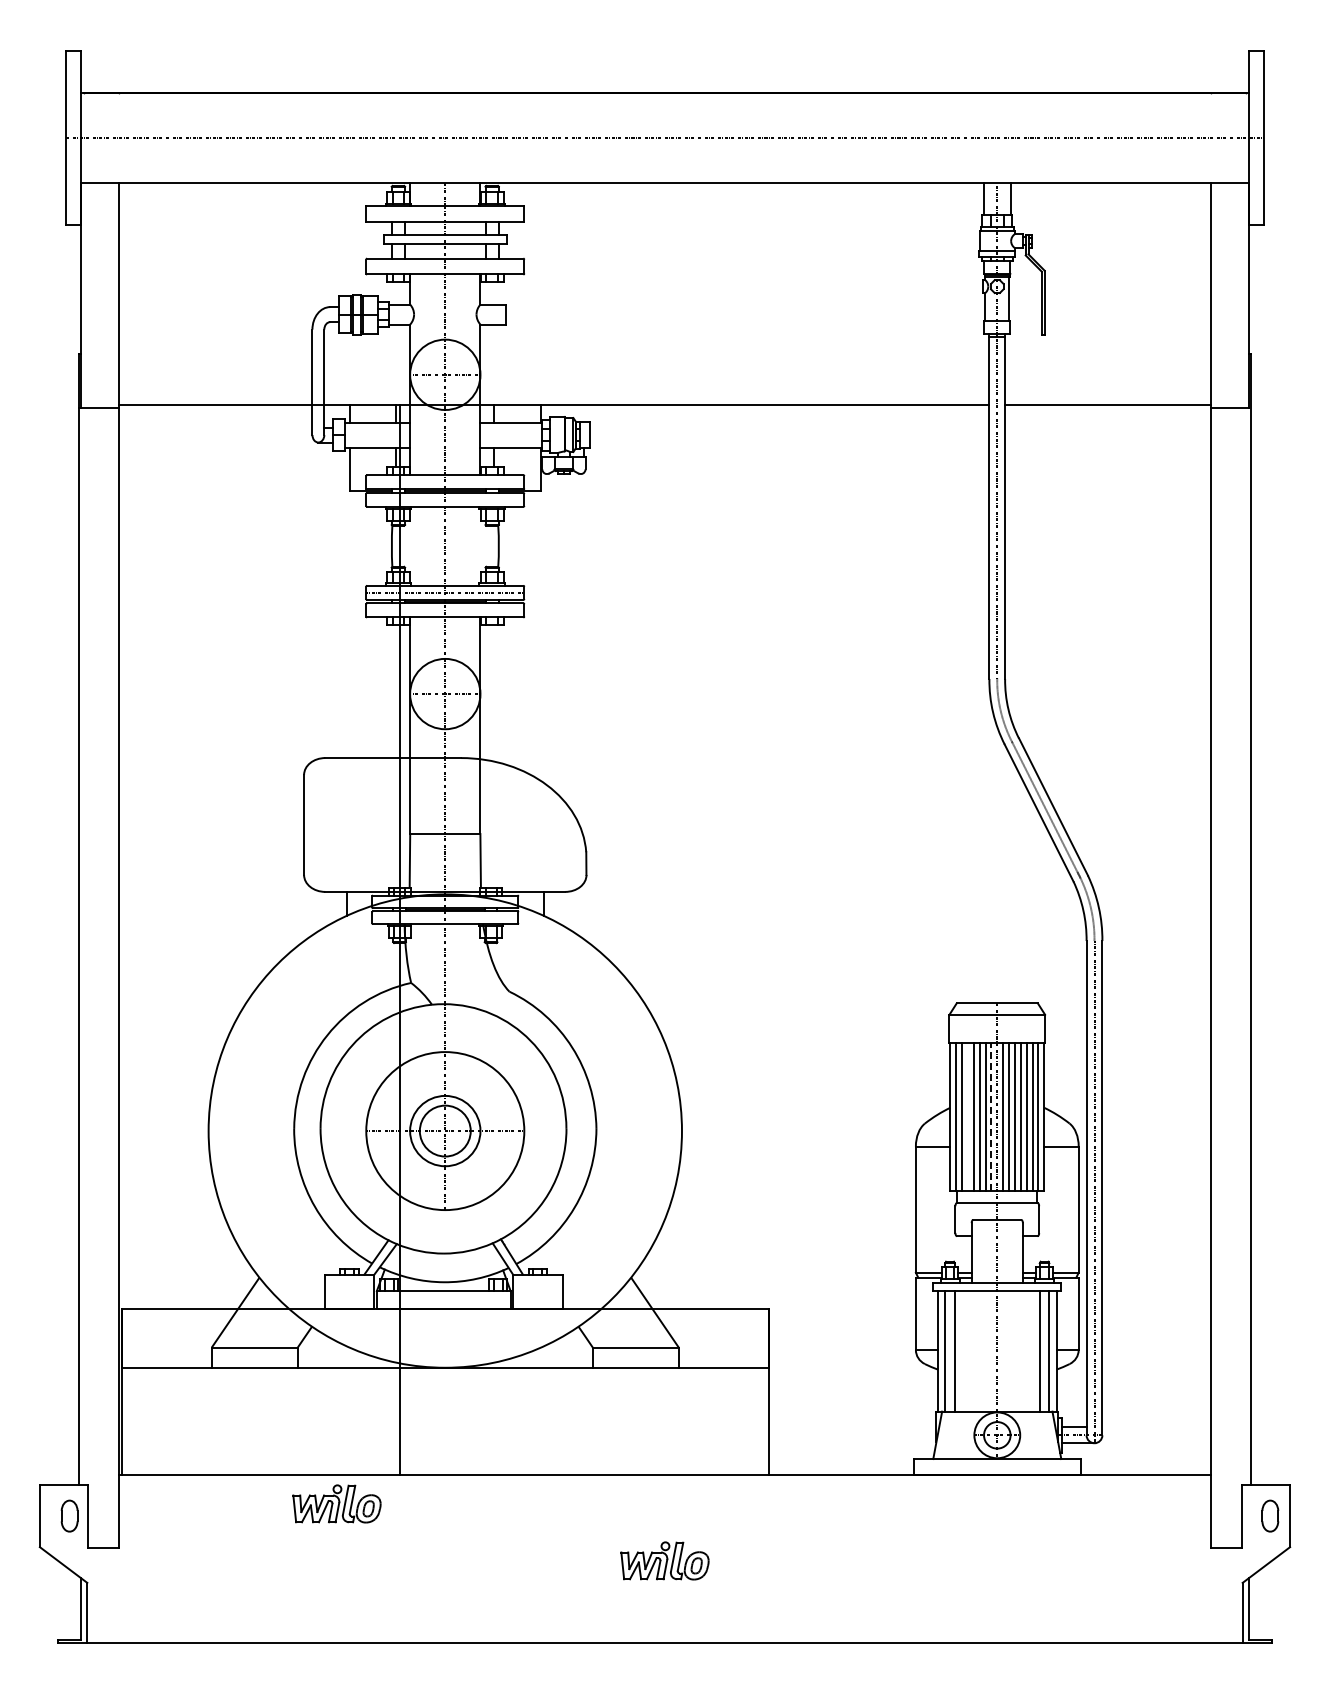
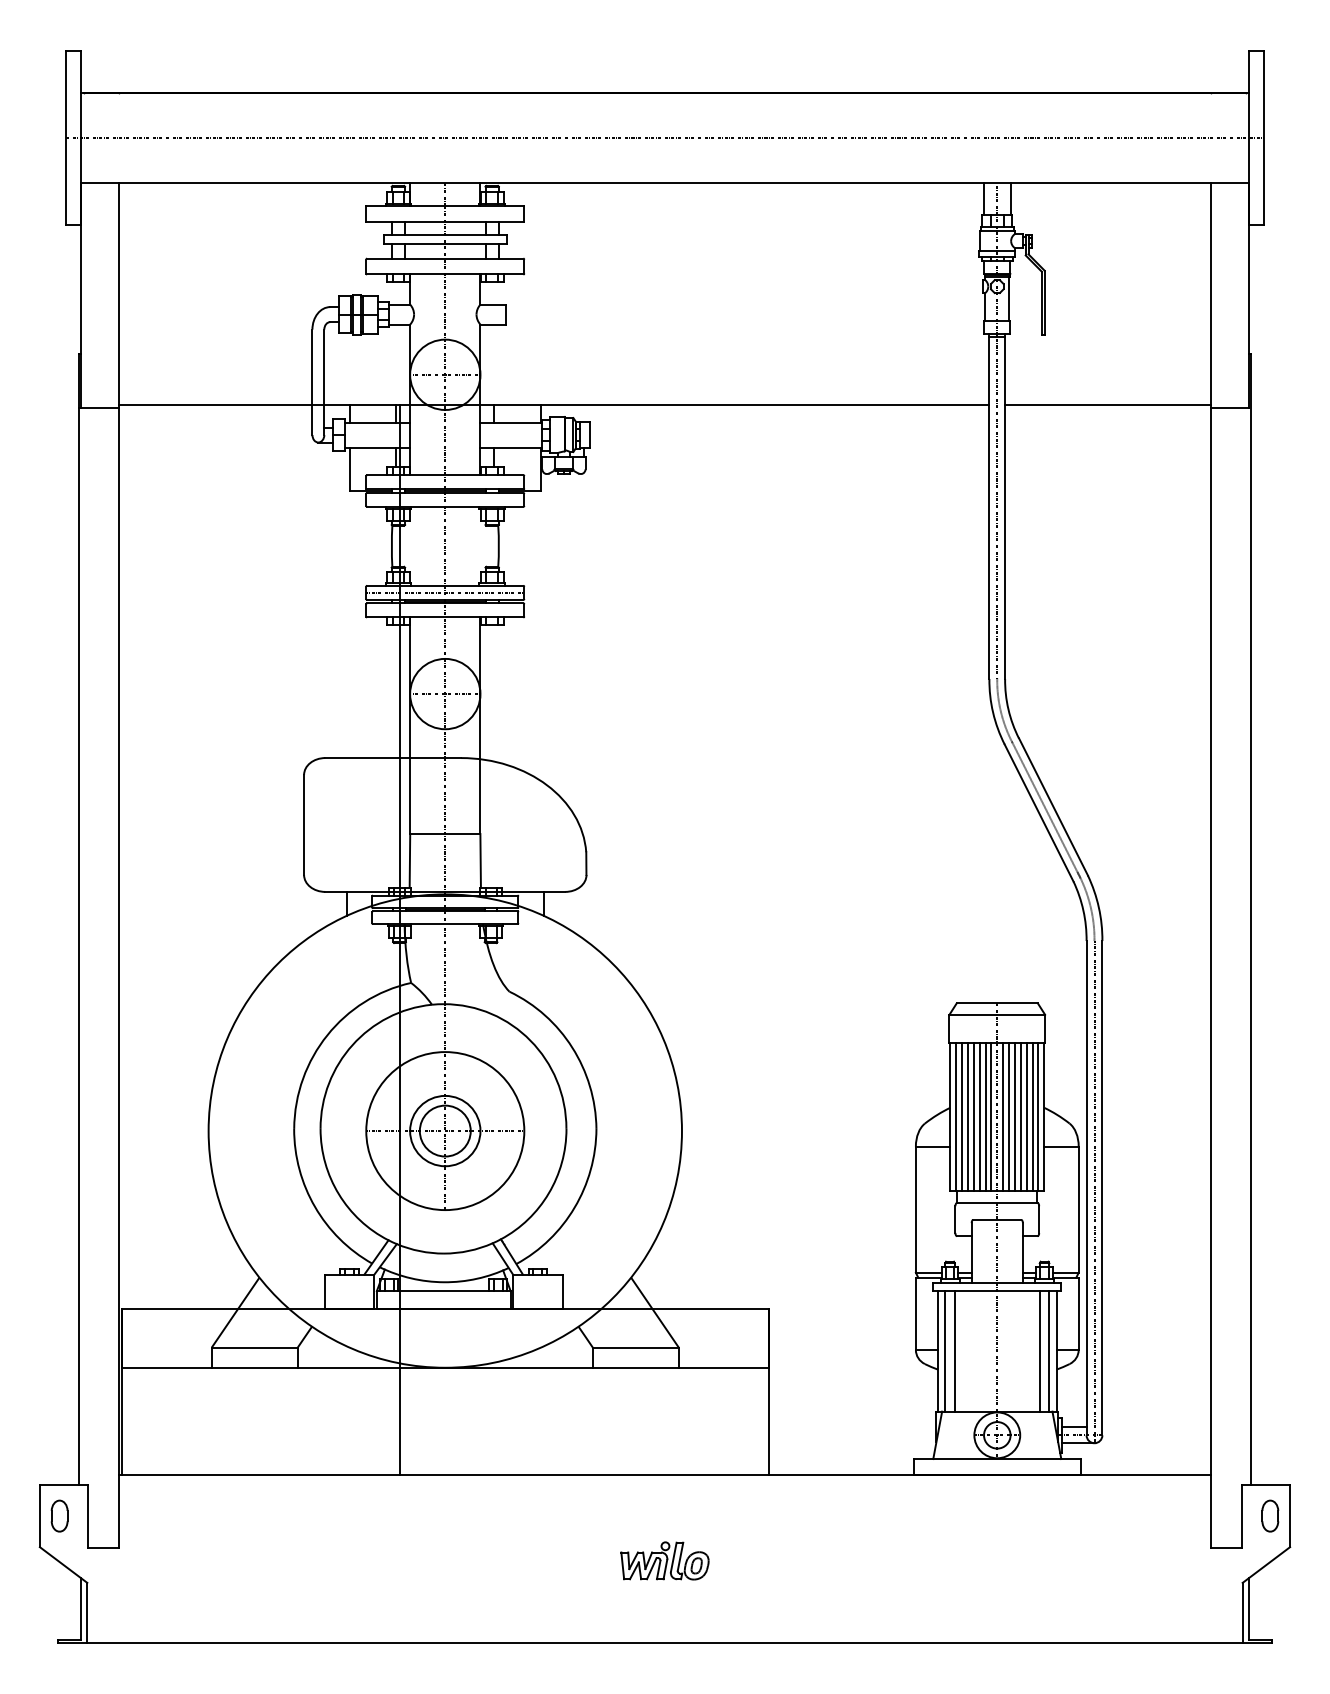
line: none -> present (967, 1116)
line: dashed -> solid (991, 1116)
part: present -> none (336, 1503)
part position: (69, 1515) -> (59, 1515) (59, 1515)
